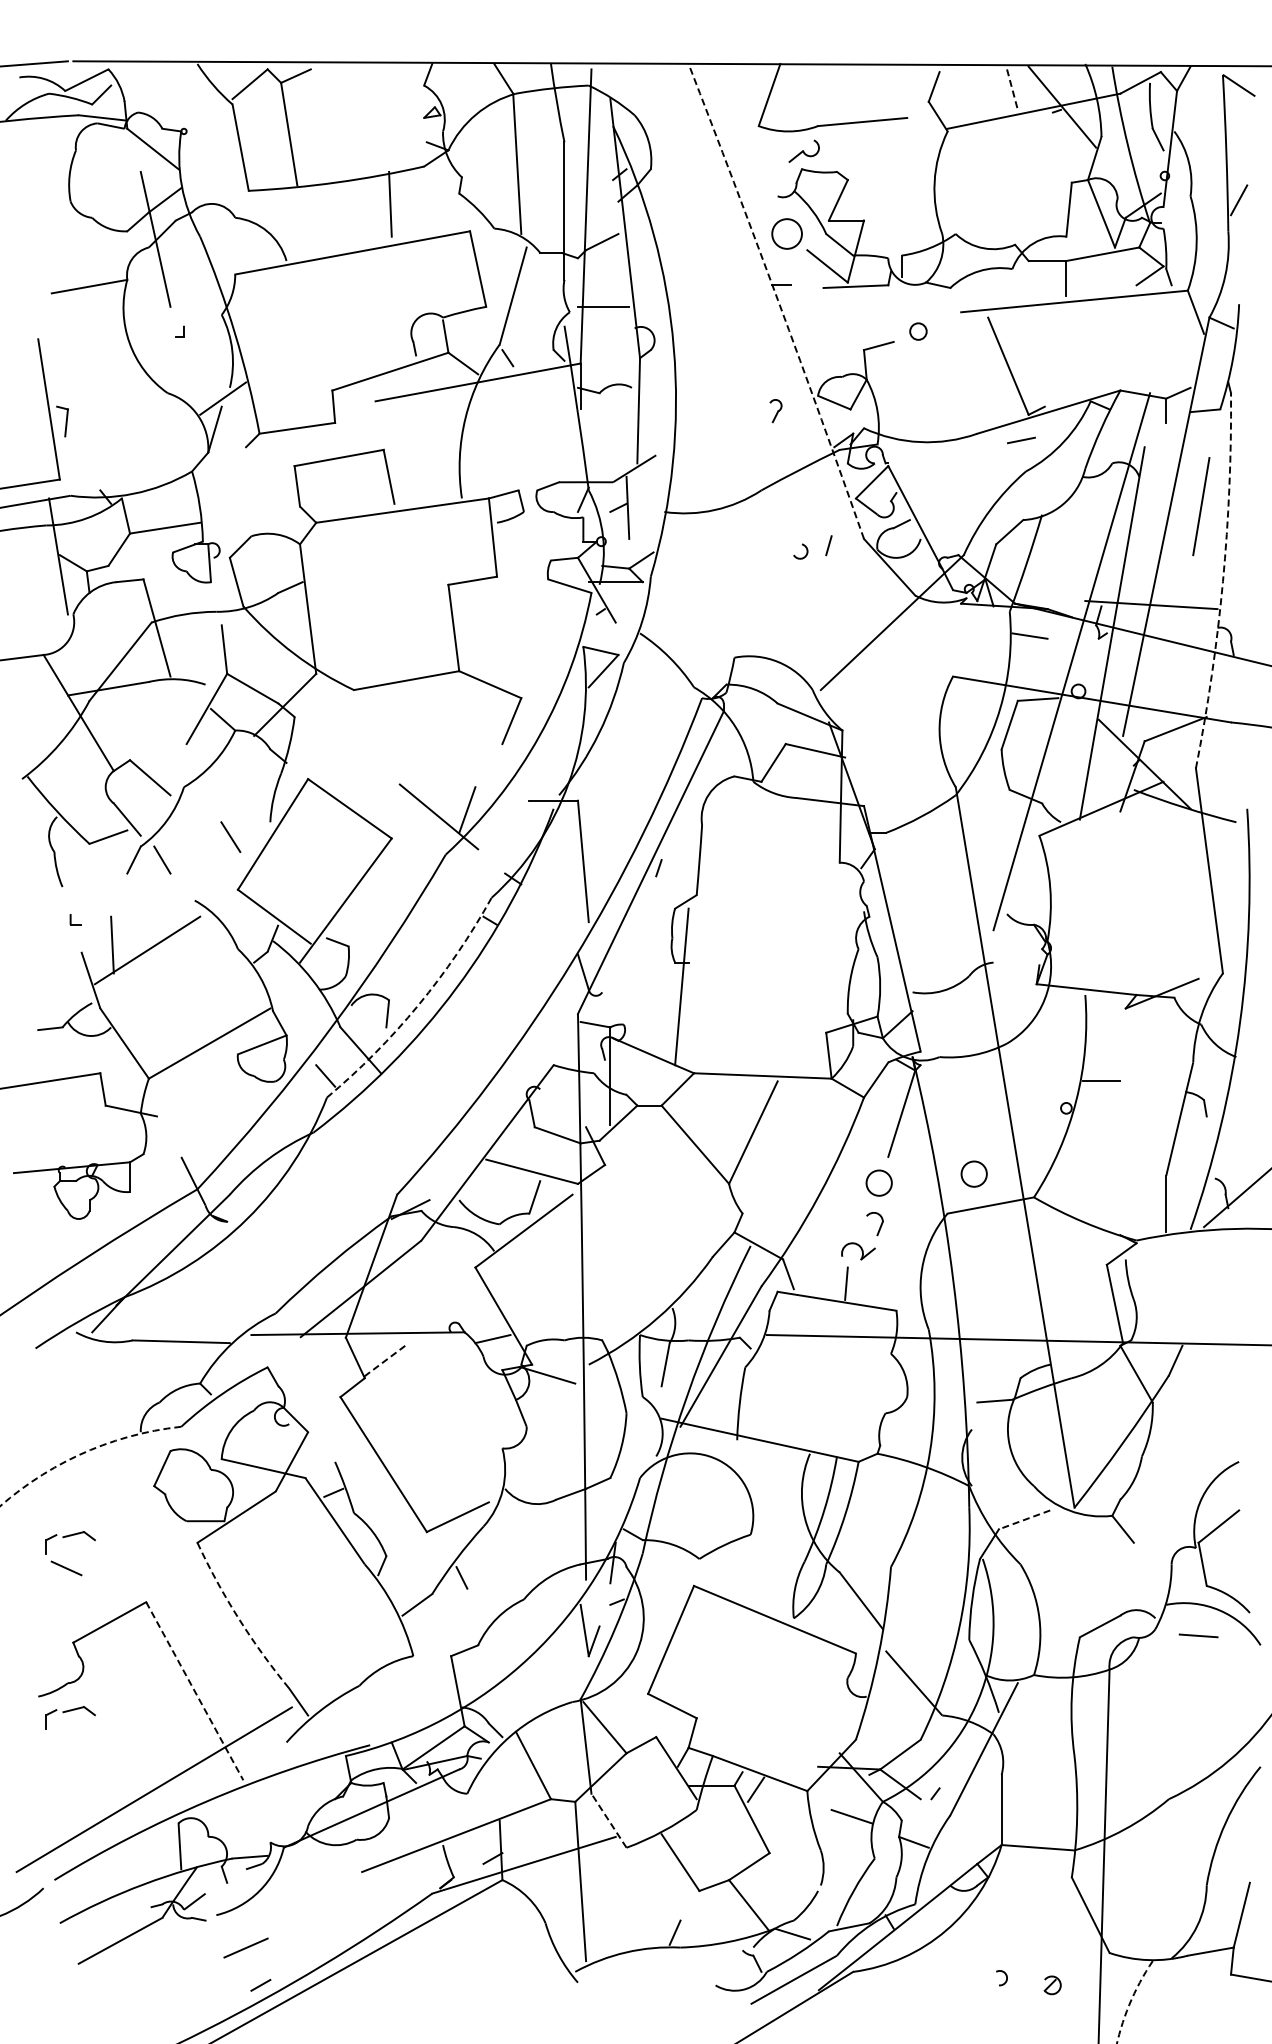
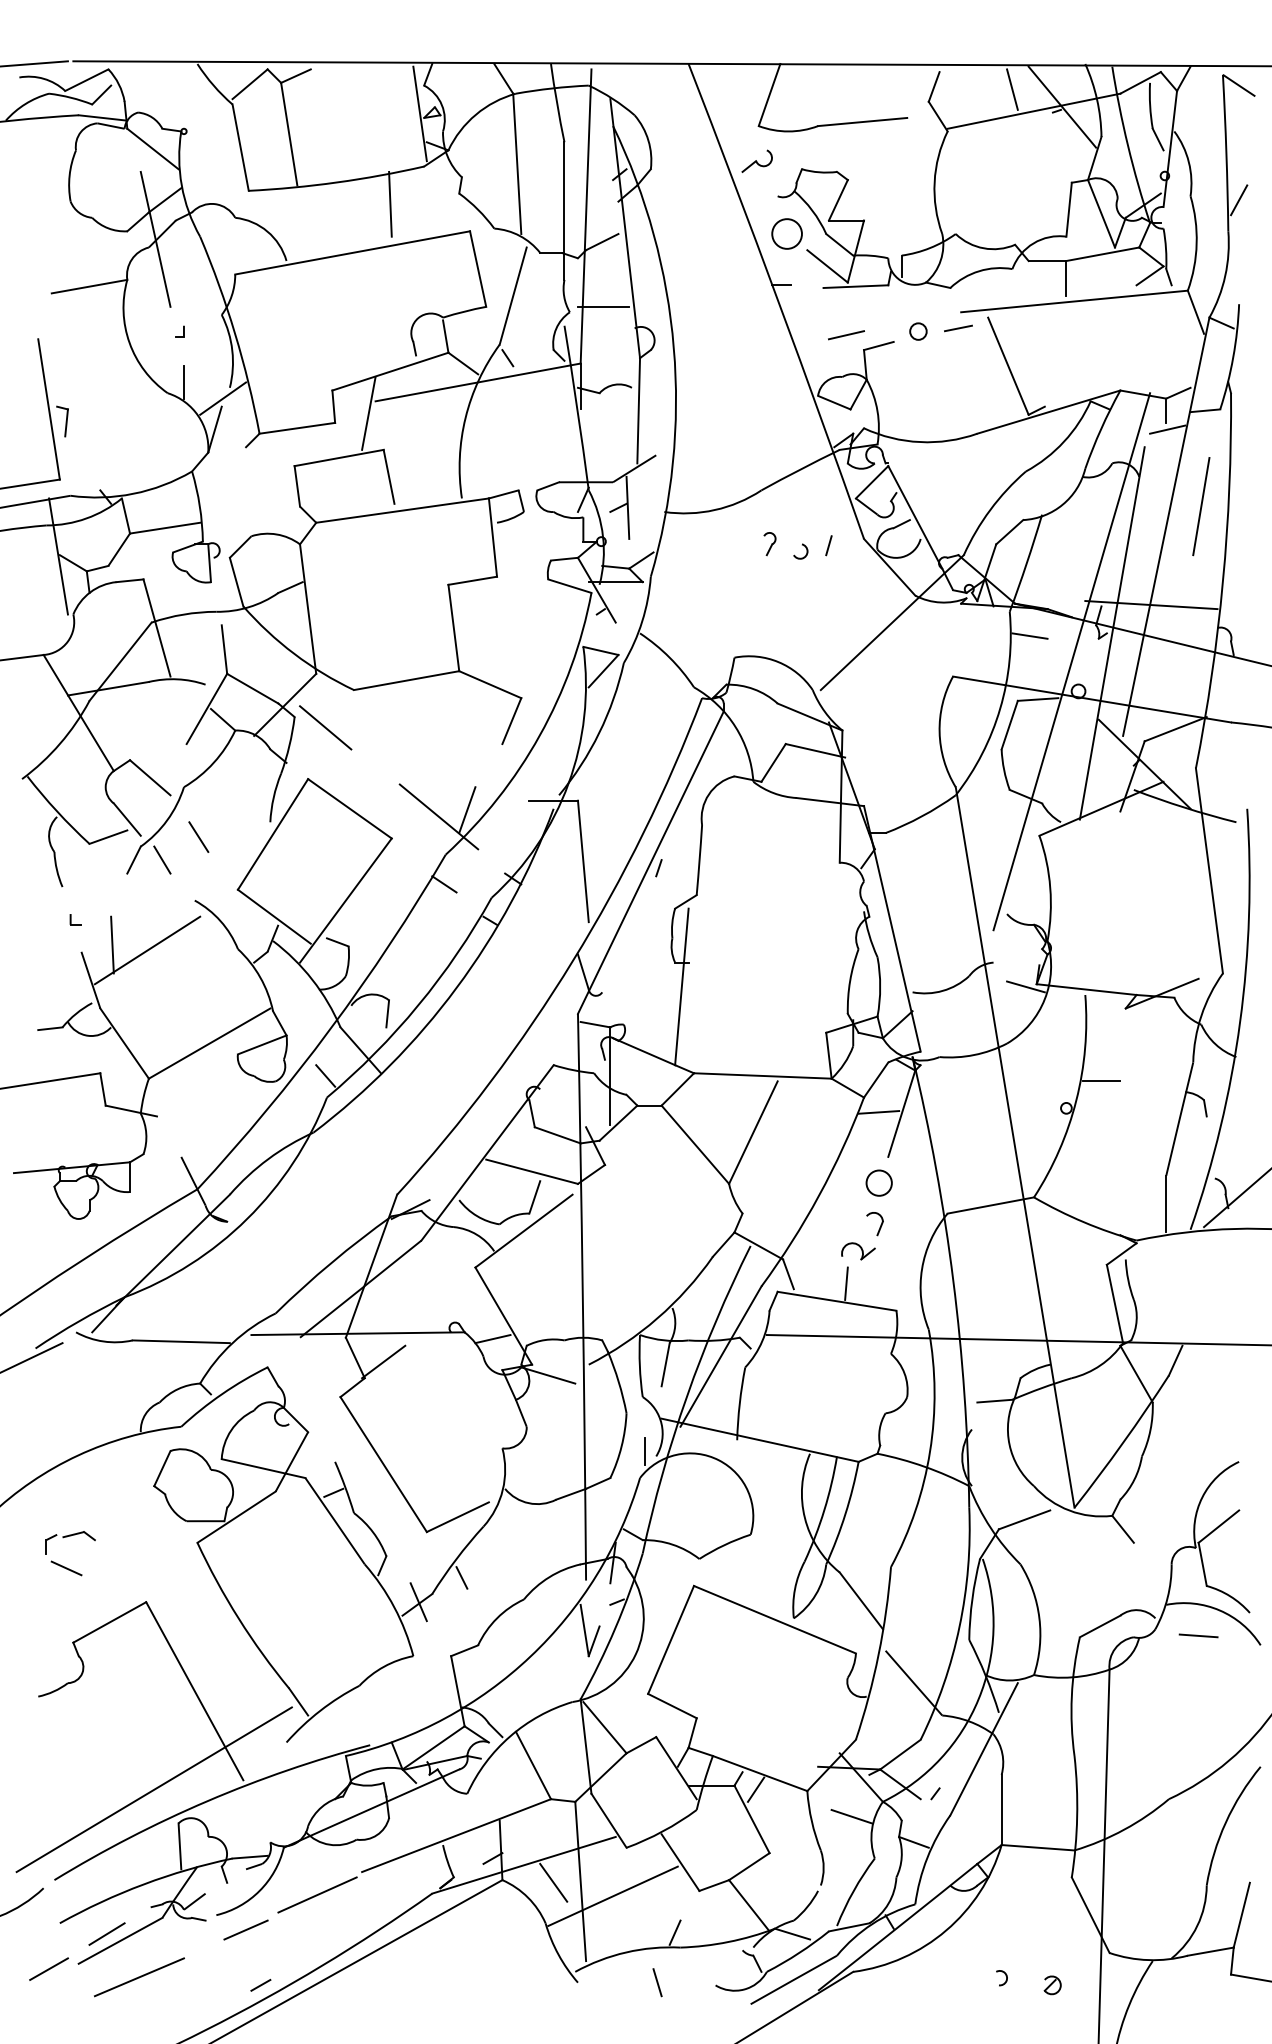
line: dashed -> solid (1012, 89)
line: none -> present (419, 113)
part position: (803, 150) -> (756, 160) (756, 160)
arc: dashed -> solid (778, 300)
line: none -> present (846, 335)
line: none -> present (183, 382)
part position: (775, 411) -> (769, 544) (769, 544)
line: none -> present (368, 413)
line: none -> present (1167, 429)
line position: (1021, 440) -> (958, 328) (958, 328)
arc: dashed -> solid (1222, 581)
line: none -> present (325, 727)
line position: (230, 836) -> (198, 836) (198, 836)
line: none -> present (444, 884)
line: none -> present (1025, 986)
arc: dashed -> solid (418, 1005)
line: none -> present (878, 1112)
circle: present -> none (973, 1173)
line: none -> present (32, 1357)
line: dashed -> solid (383, 1362)
line: none -> present (645, 1450)
arc: dashed -> solid (84, 1452)
line: dashed -> solid (1024, 1520)
line: none -> present (418, 1602)
arc: dashed -> solid (238, 1618)
line: dashed -> solid (195, 1691)
part: present -> none (70, 1717)
line: dashed -> solid (608, 1820)
line: none -> present (553, 1882)
line: none -> present (317, 1894)
line: none -> present (612, 1896)
line: none -> present (106, 1933)
line position: (245, 1947) -> (245, 1929) (245, 1929)
line: none -> present (48, 1968)
line: none -> present (138, 1977)
line: none -> present (657, 1982)
arc: dashed -> solid (1130, 2001)
